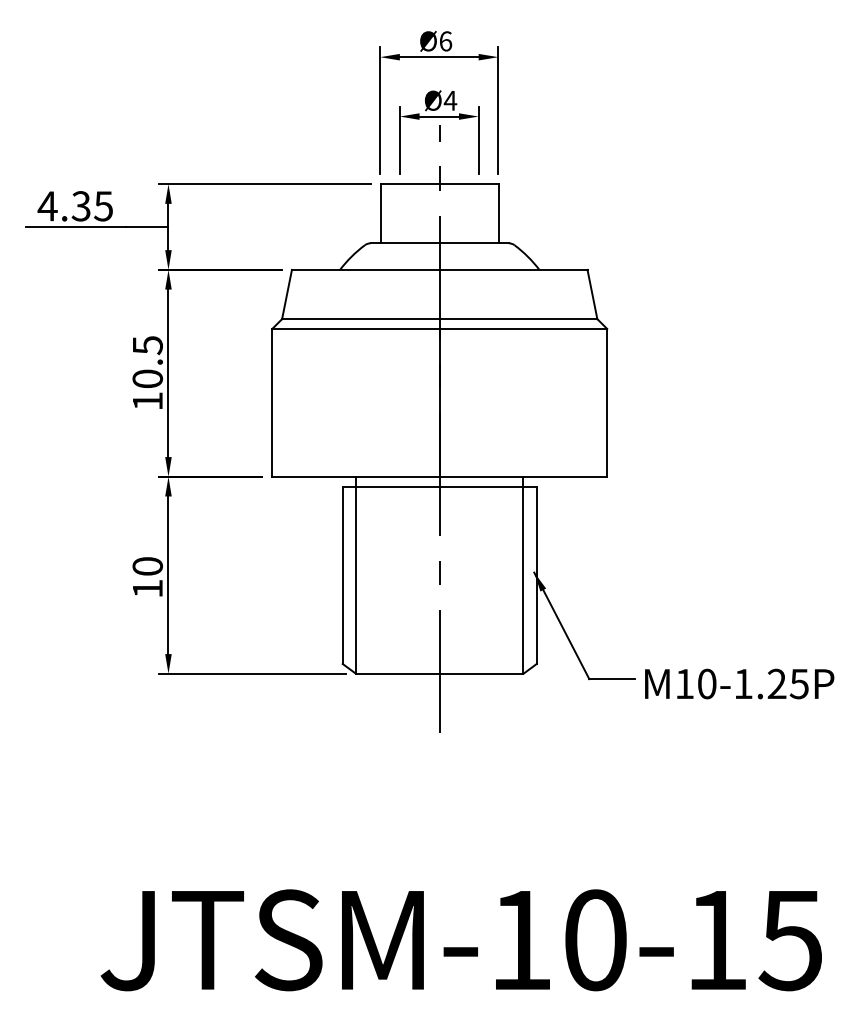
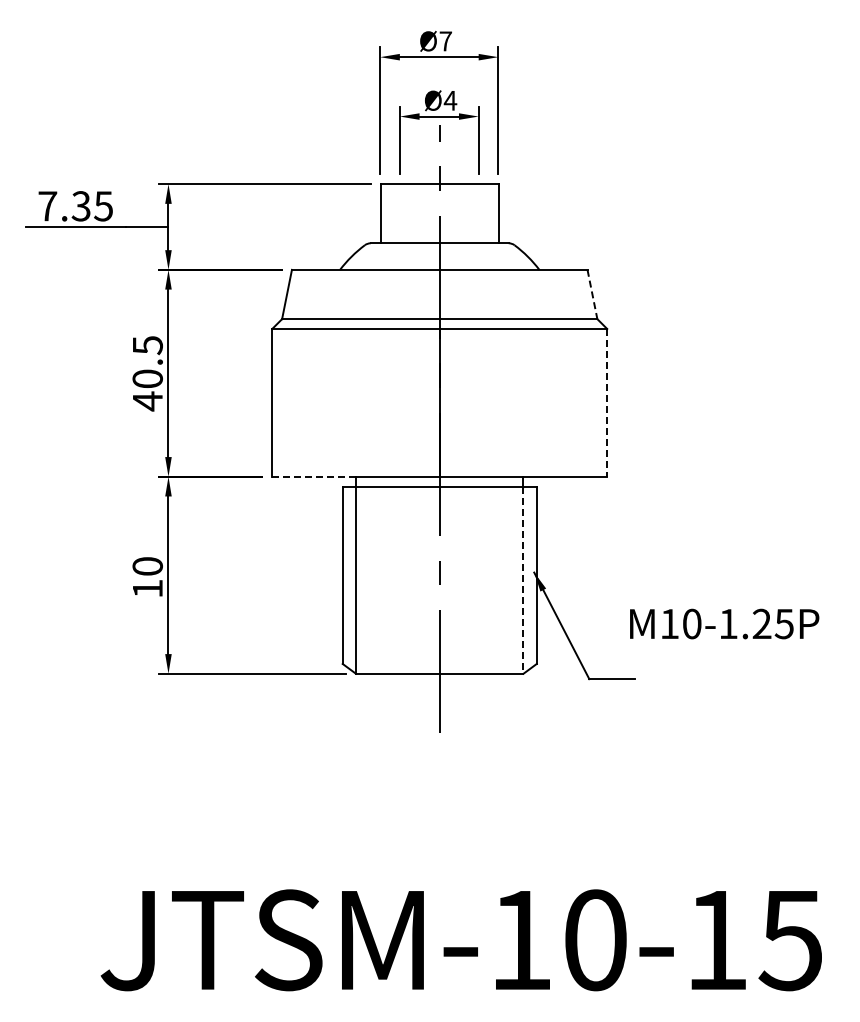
text: Ø6 -> Ø7 (445, 41)
text: 4.35 -> 7.35 (47, 206)
line: solid -> dashed (592, 294)
text: 10.5 -> 40.5 (147, 401)
line: solid -> dashed (607, 402)
line: solid -> dashed (314, 476)
line: solid -> dashed (523, 580)
text position: (739, 683) -> (724, 623) (724, 623)
